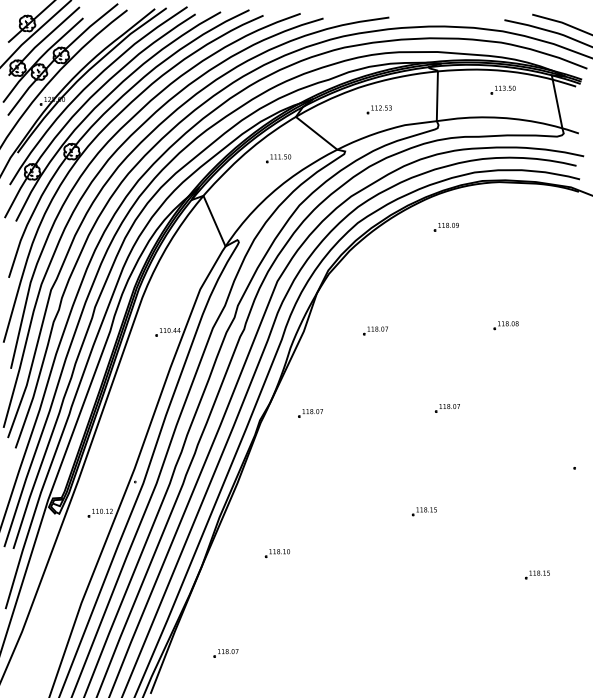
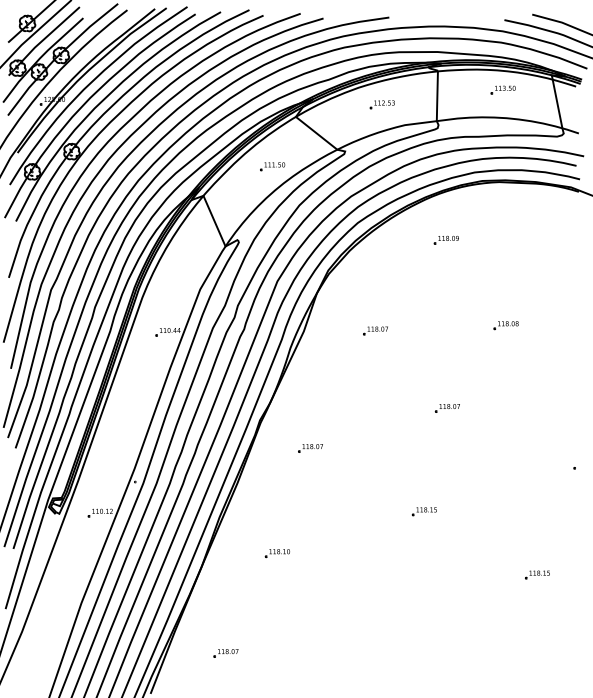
part position: (378, 109) -> (381, 104) (381, 104)
part position: (278, 158) -> (272, 166) (272, 166)
part position: (445, 226) -> (445, 239) (445, 239)
part position: (310, 413) -> (310, 448) (310, 448)
